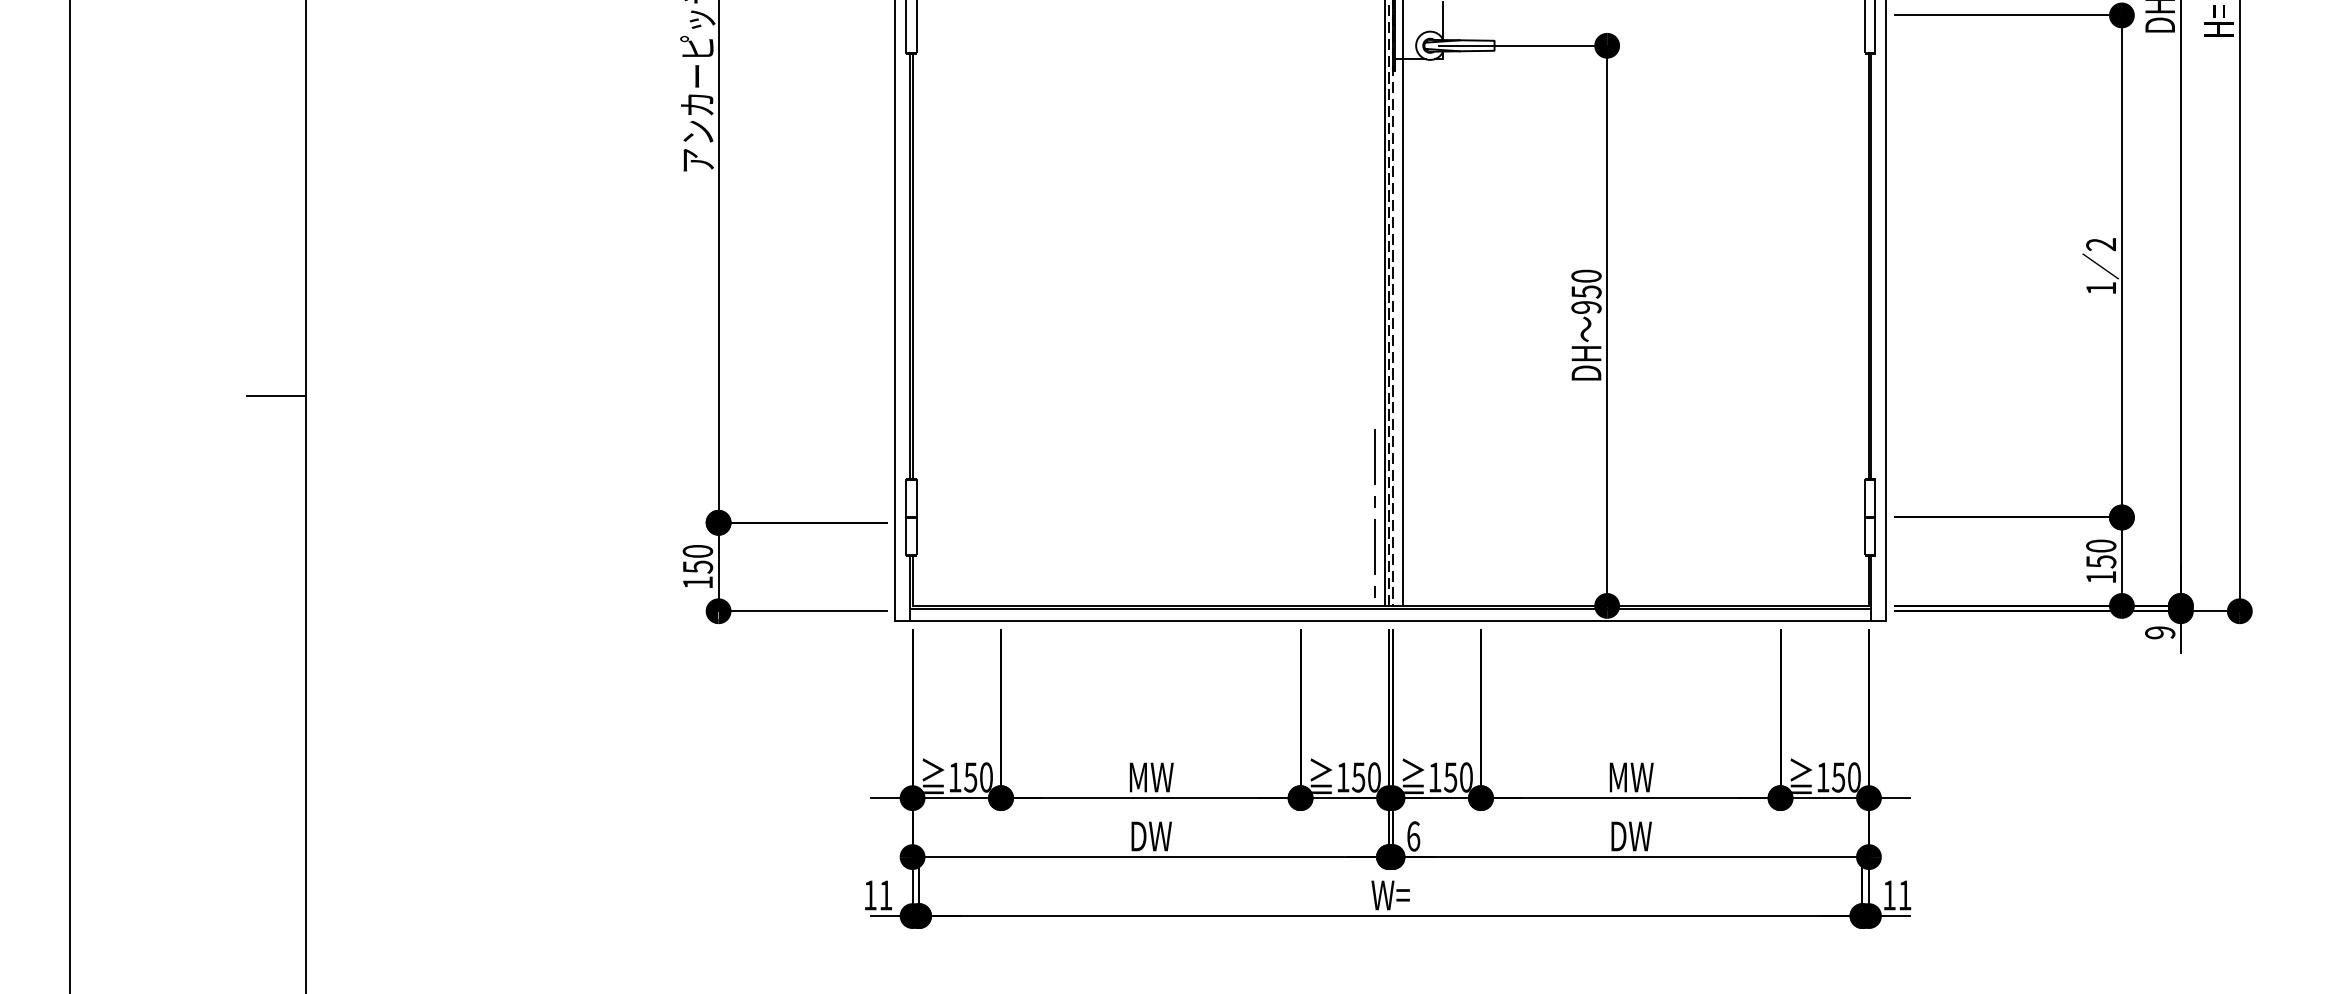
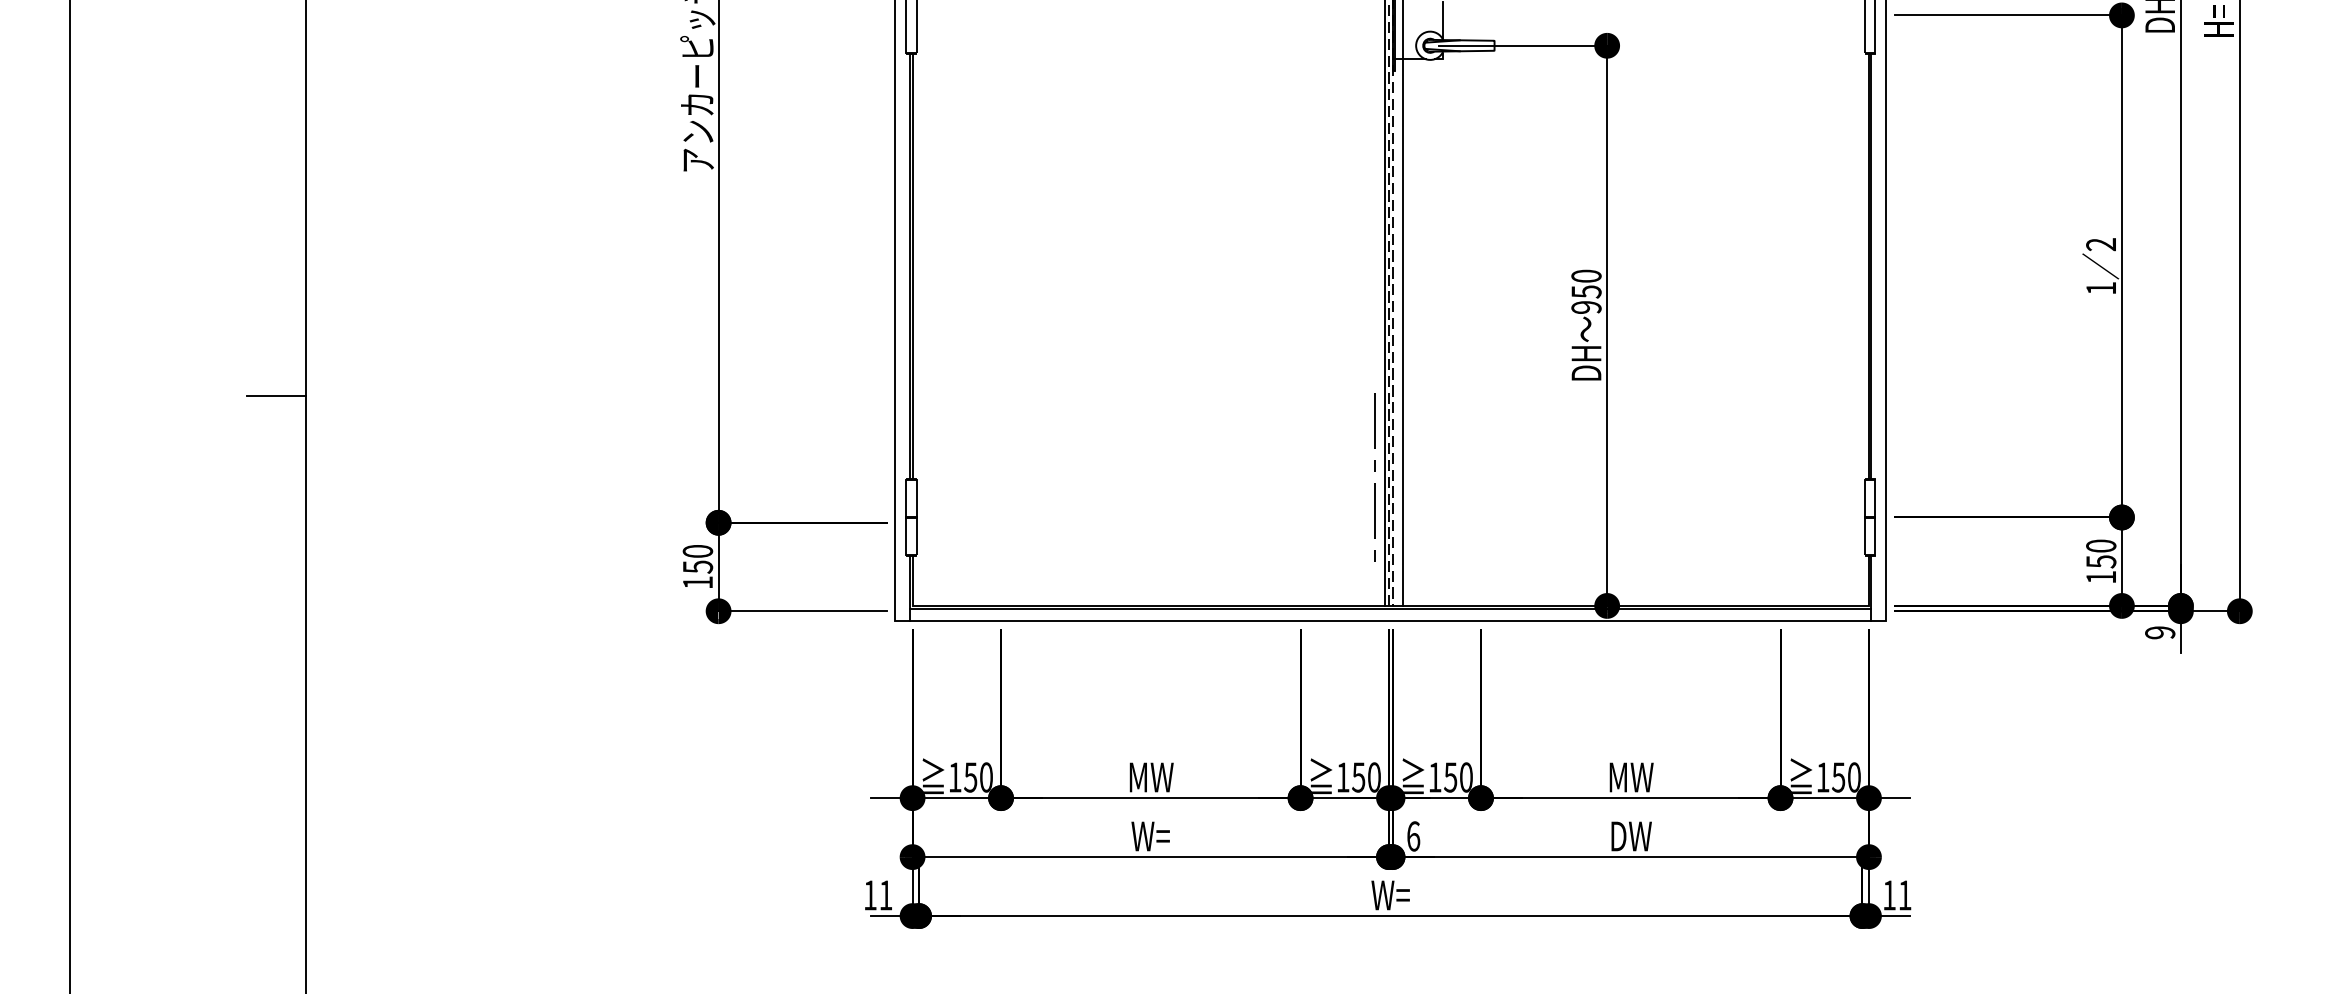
line position: (1374, 507) -> (1374, 471) (1374, 471)
text: DW -> W= (1151, 836)
